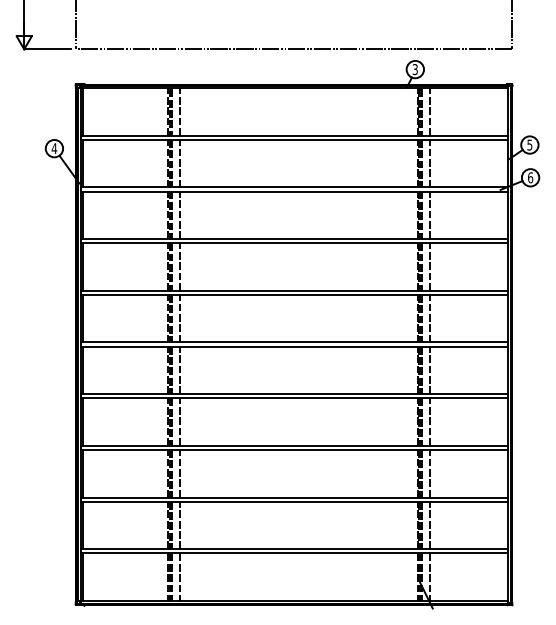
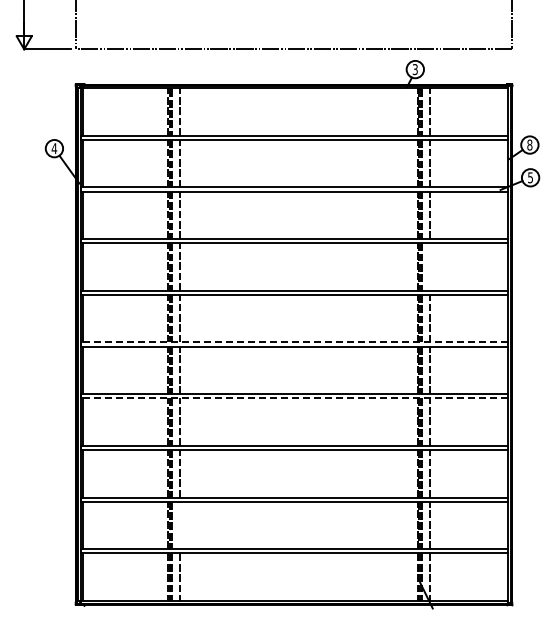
text: 5 -> 8 (529, 144)
text: 6 -> 5 (530, 177)
line: present -> none (429, 266)
line: solid -> dashed (294, 342)
line: solid -> dashed (294, 398)
line: present -> none (180, 525)
